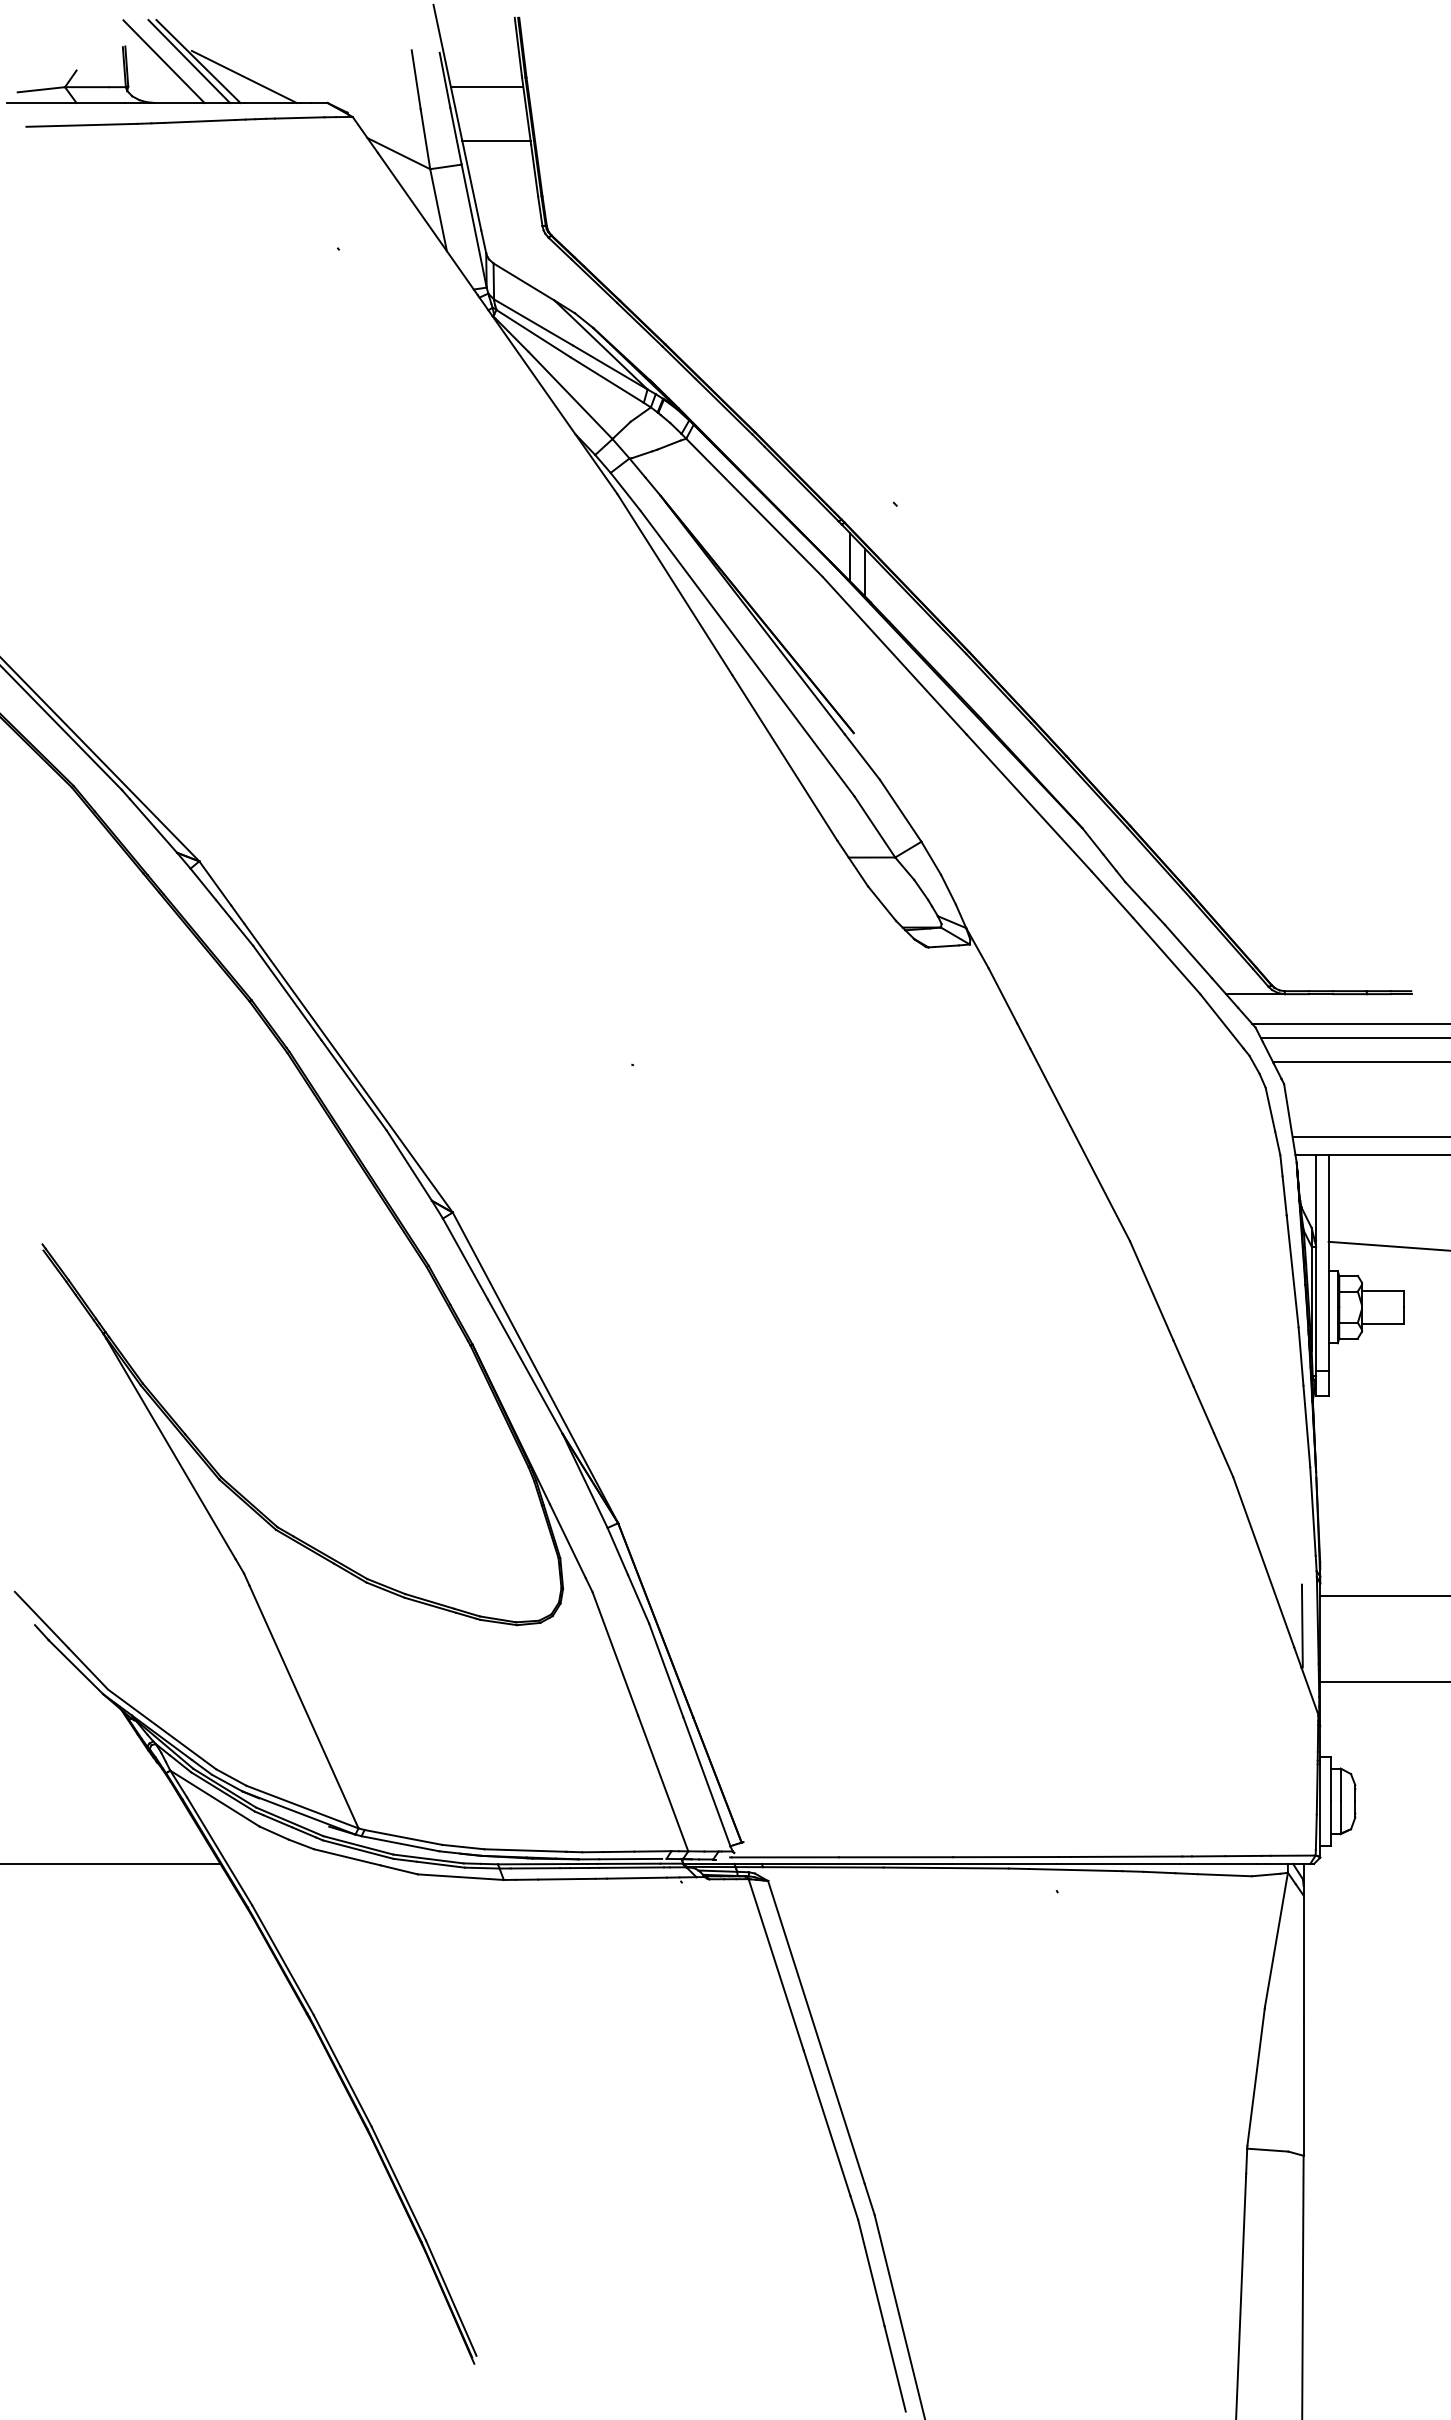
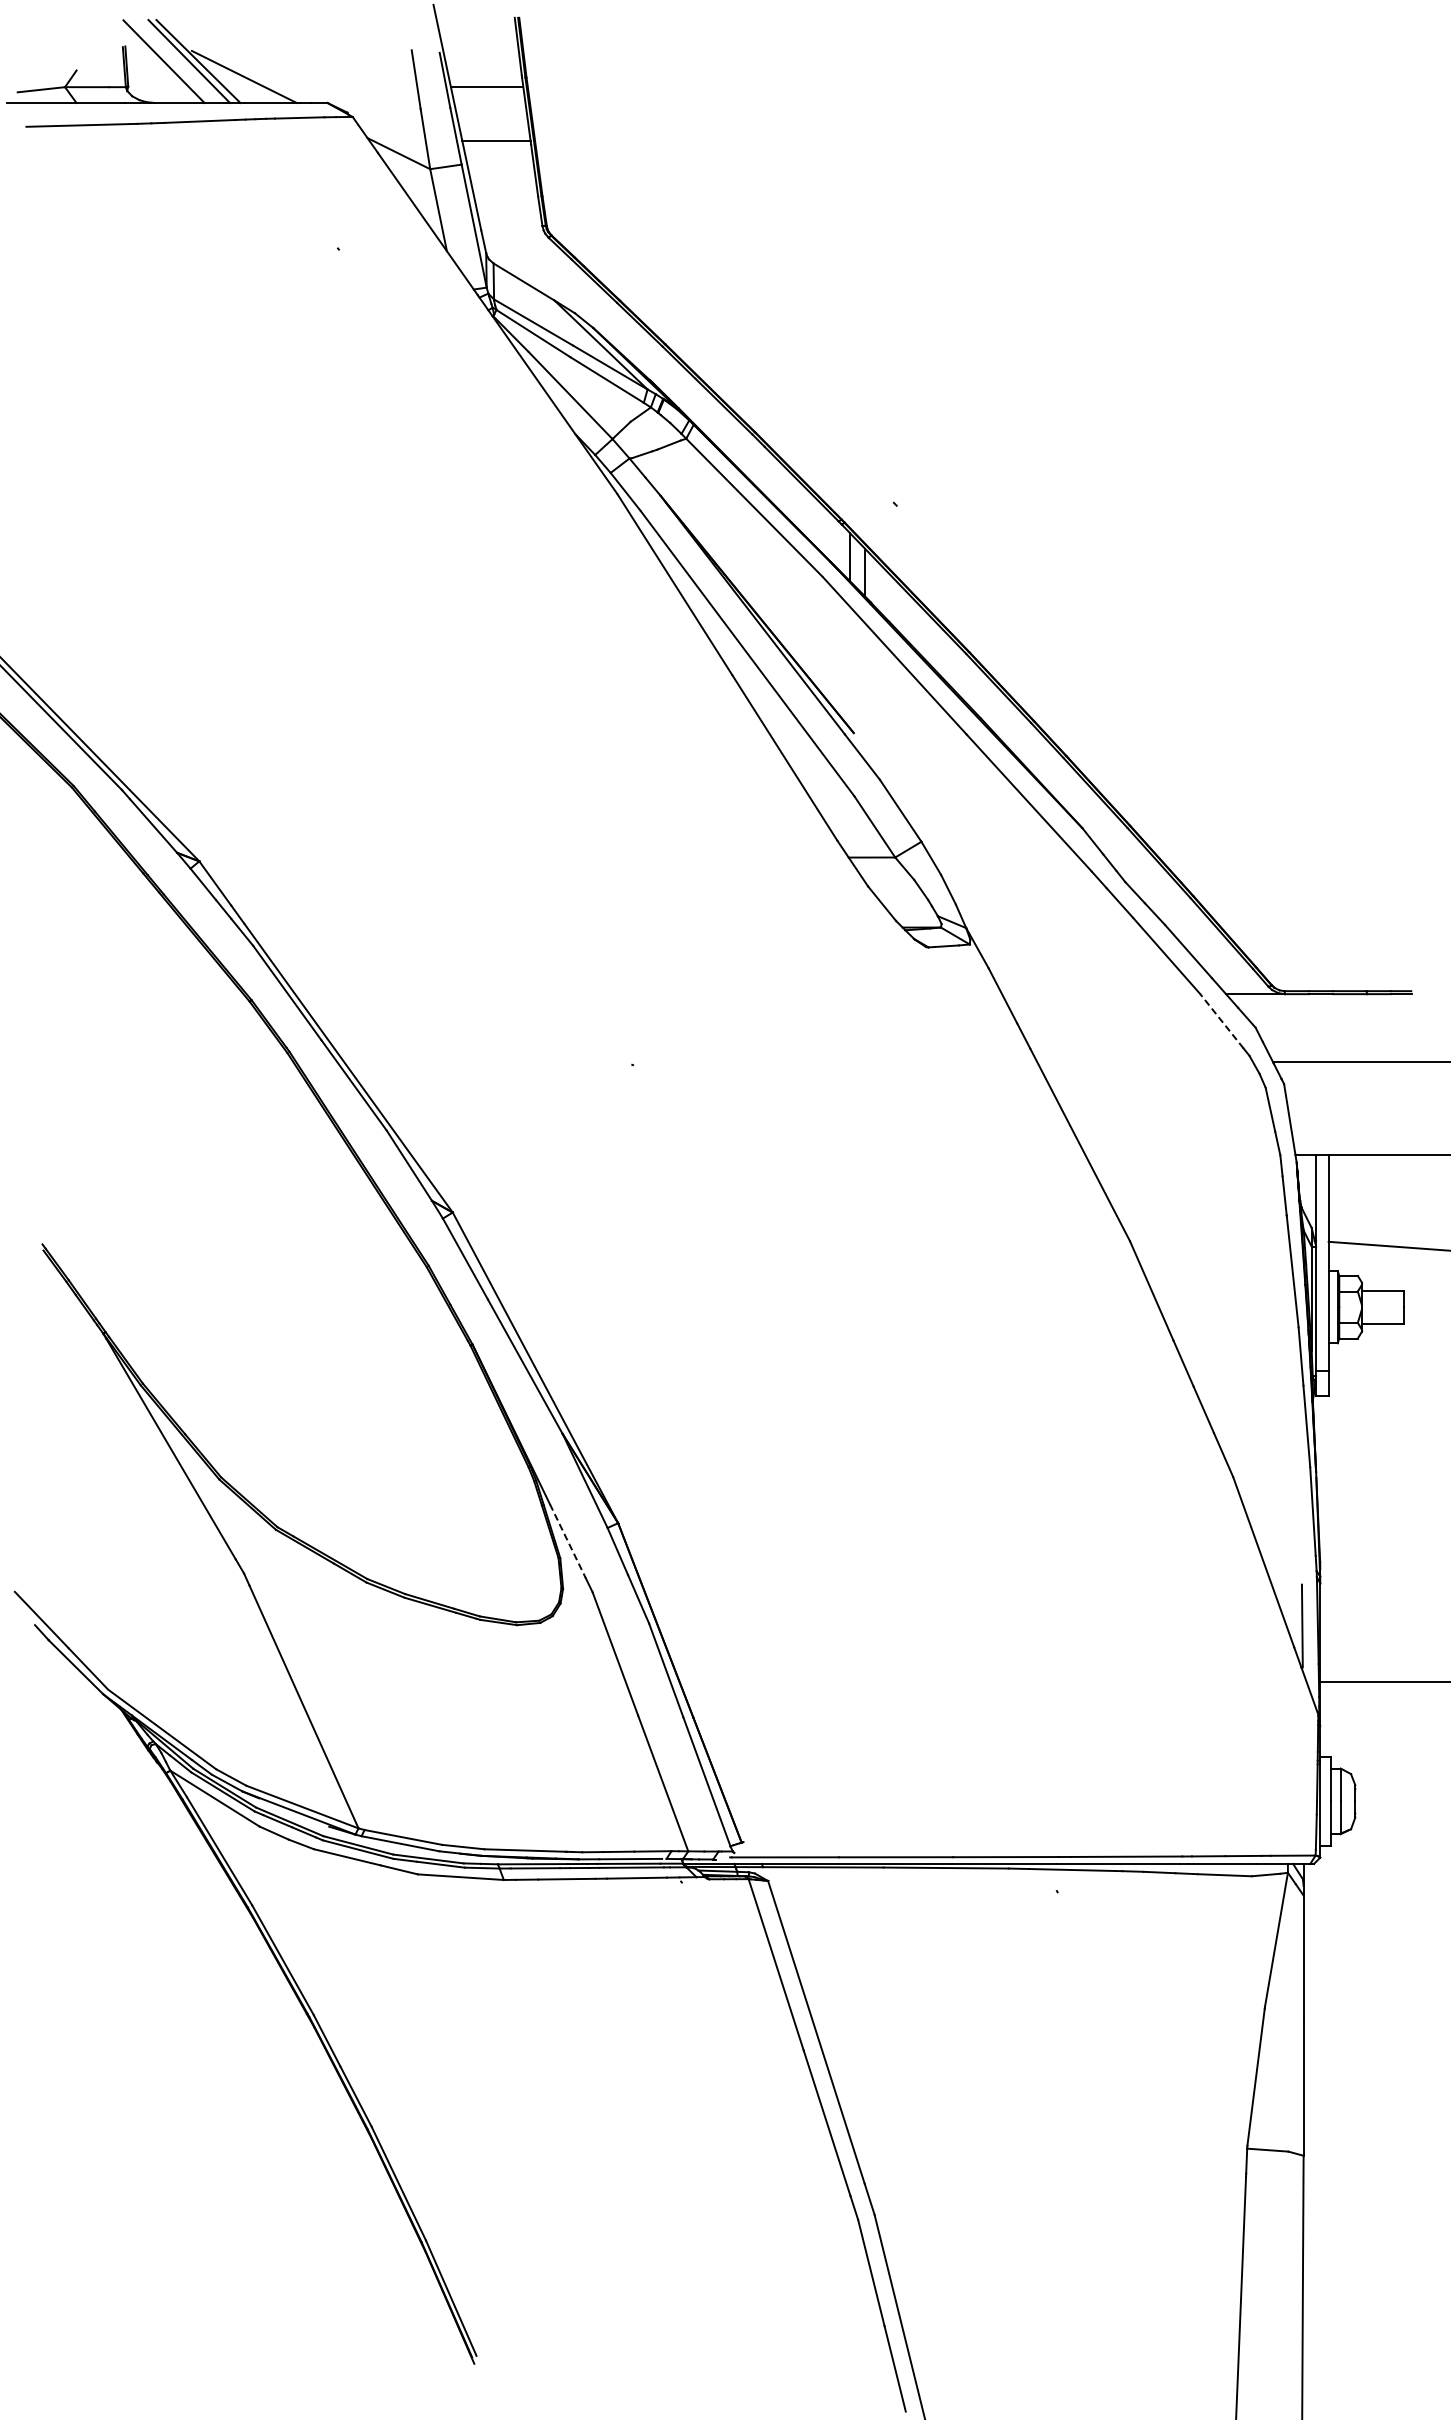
line: solid -> dashed (1221, 1021)
line: present -> none (1349, 1023)
line: present -> none (1353, 1037)
line: present -> none (1369, 1136)
line: solid -> dashed (568, 1541)
line: present -> none (1383, 1595)
line: present -> none (111, 1863)
